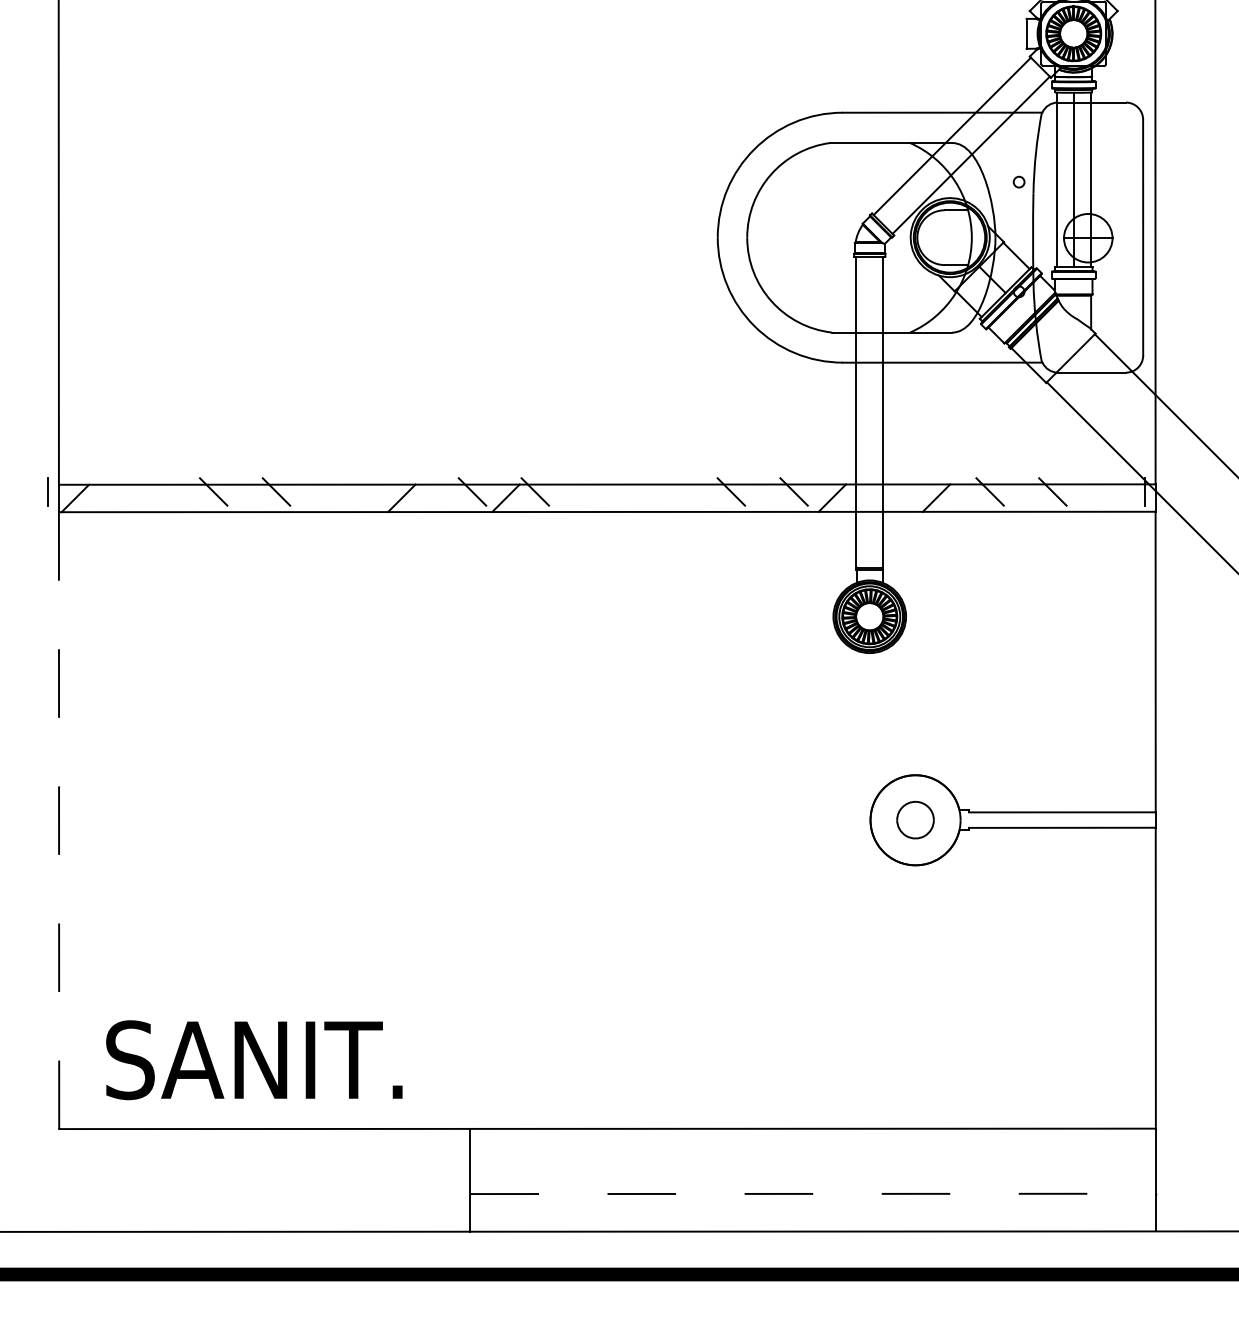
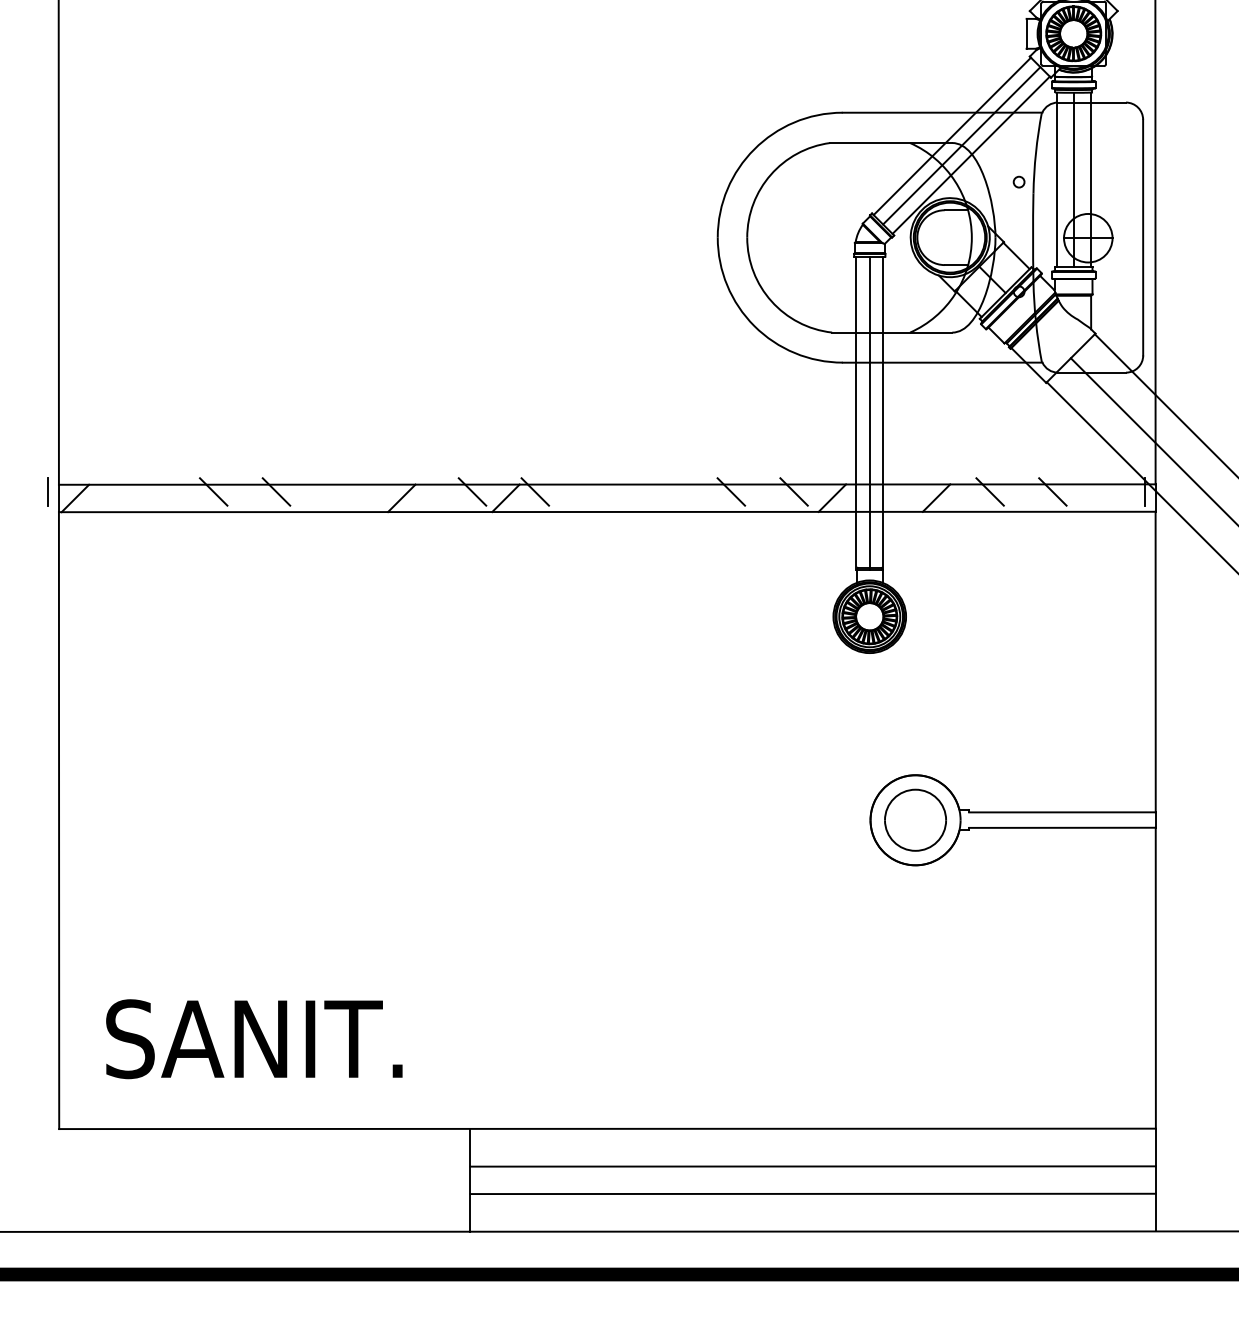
line: none -> present (961, 145)
line: none -> present (869, 413)
line: none -> present (1152, 440)
part size: 39x40 px -> 63x64 px (915, 819)
line: dashed -> solid (59, 820)
text position: (254, 1060) -> (254, 1039) (254, 1039)
line: none -> present (812, 1166)
line: dashed -> solid (813, 1193)
